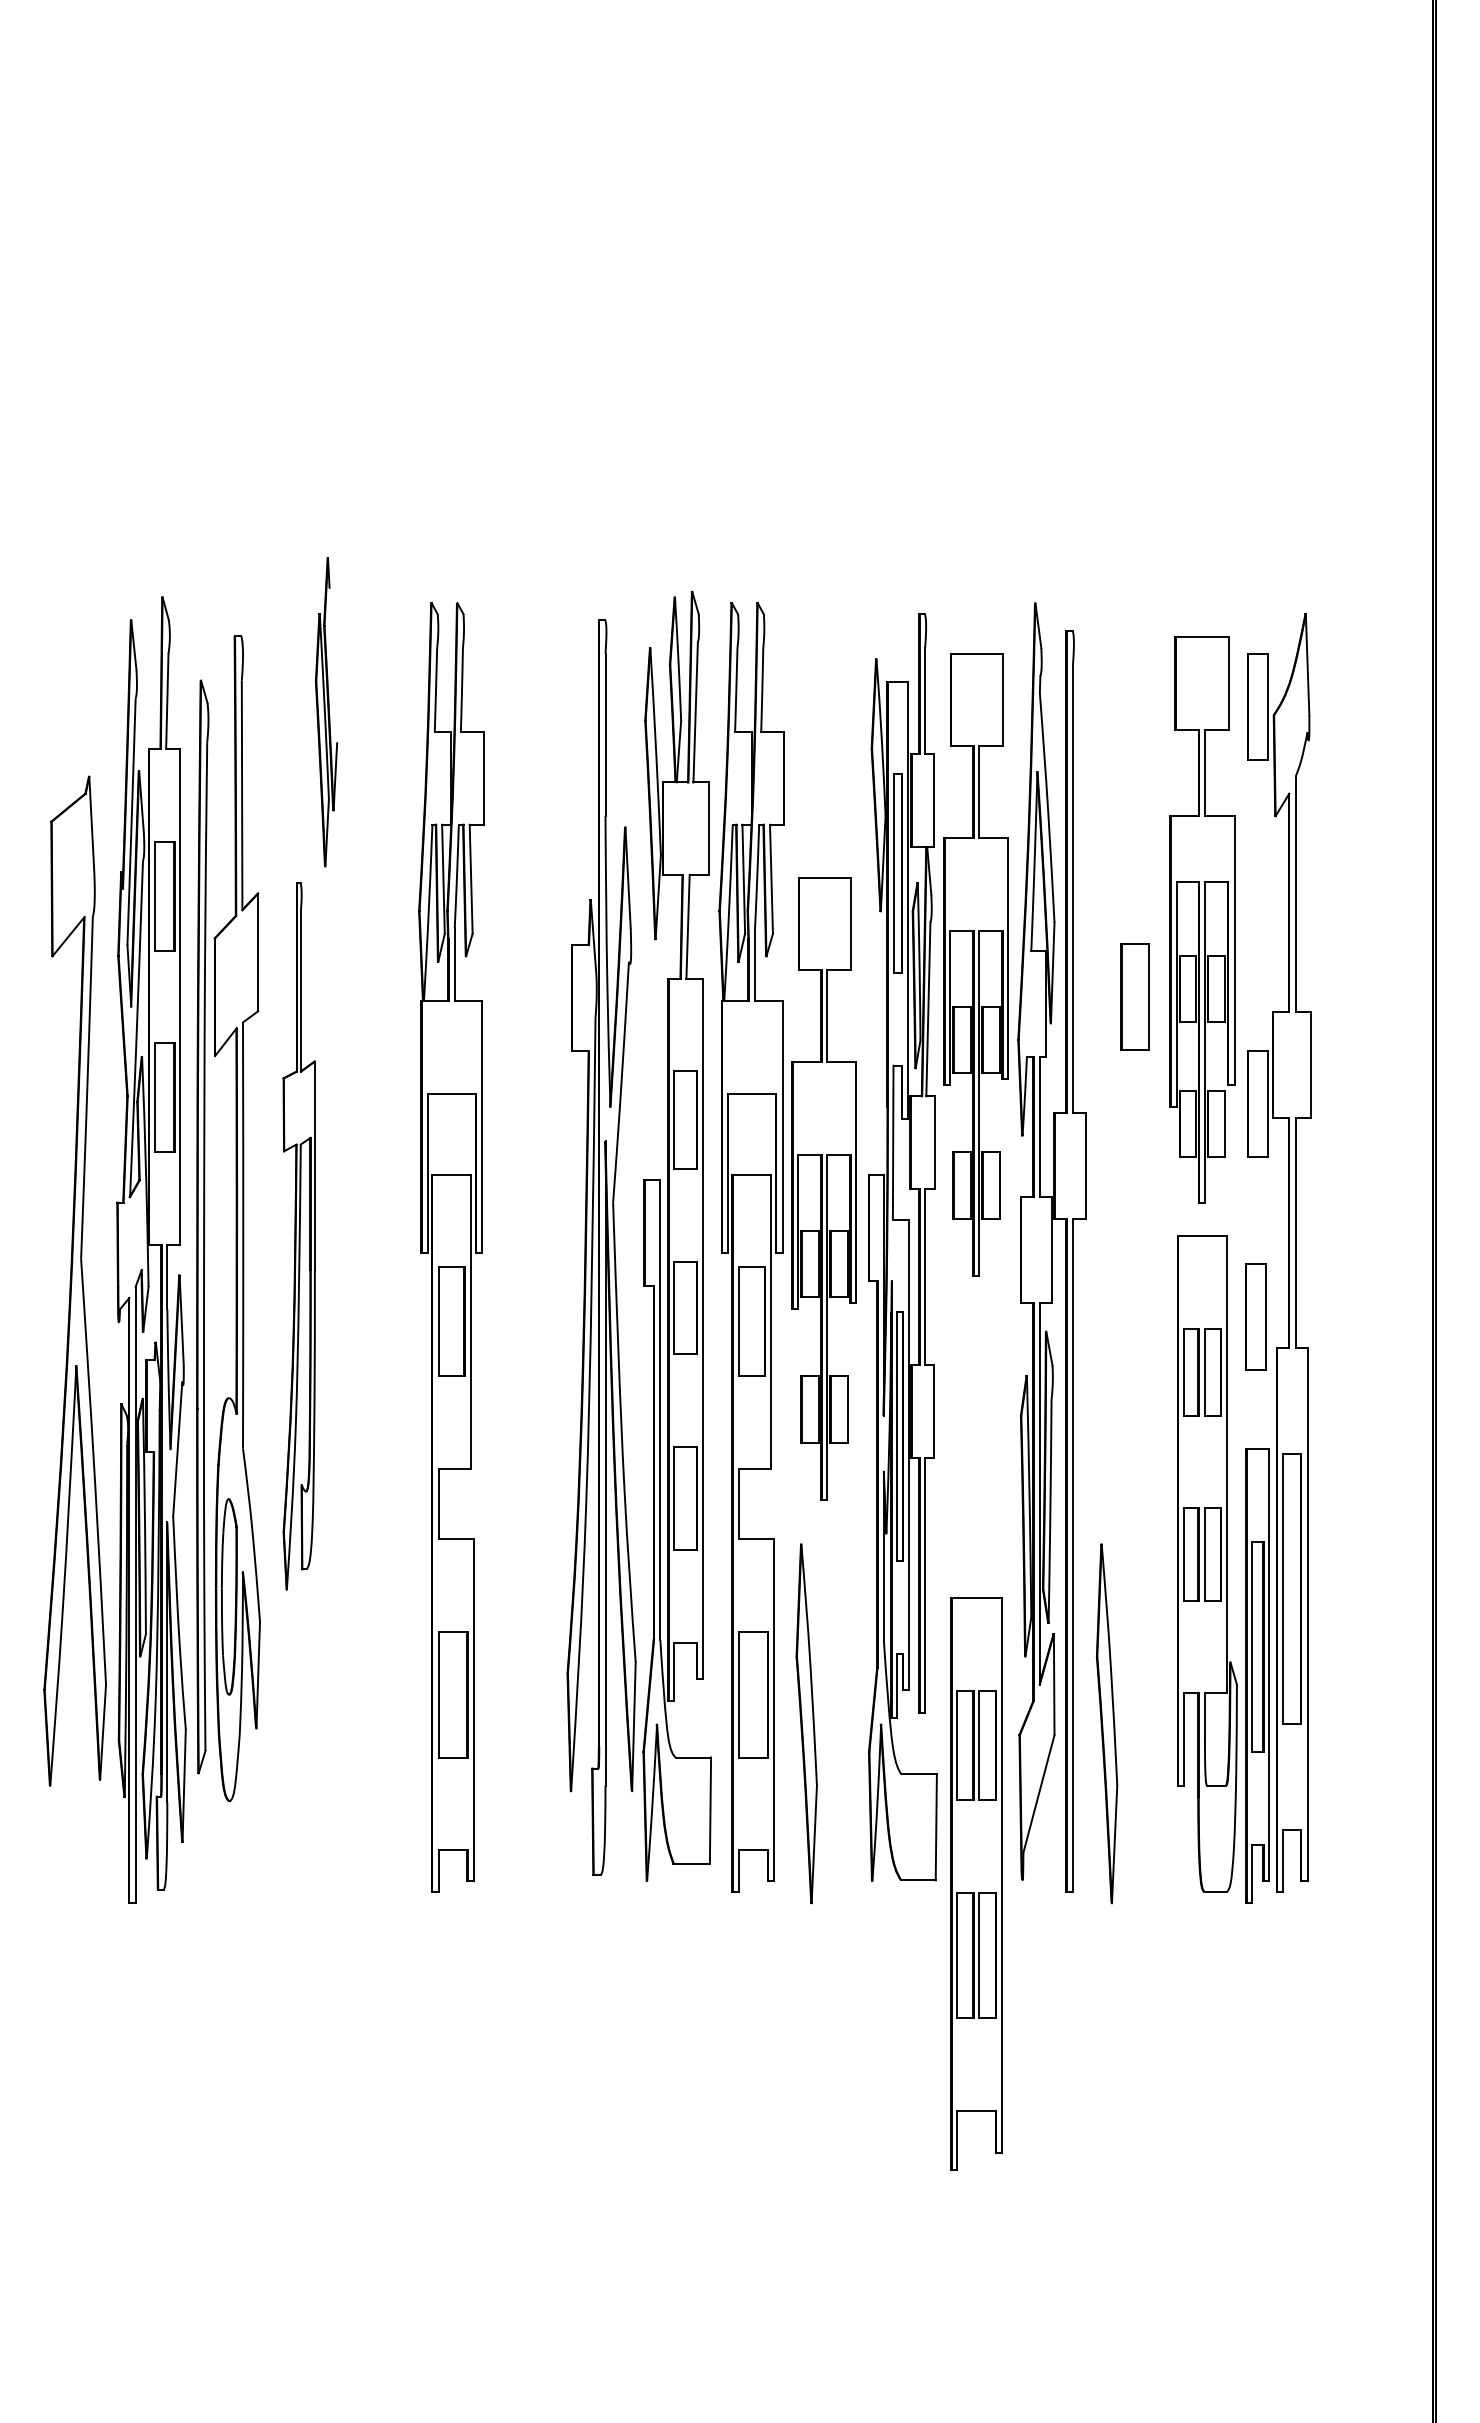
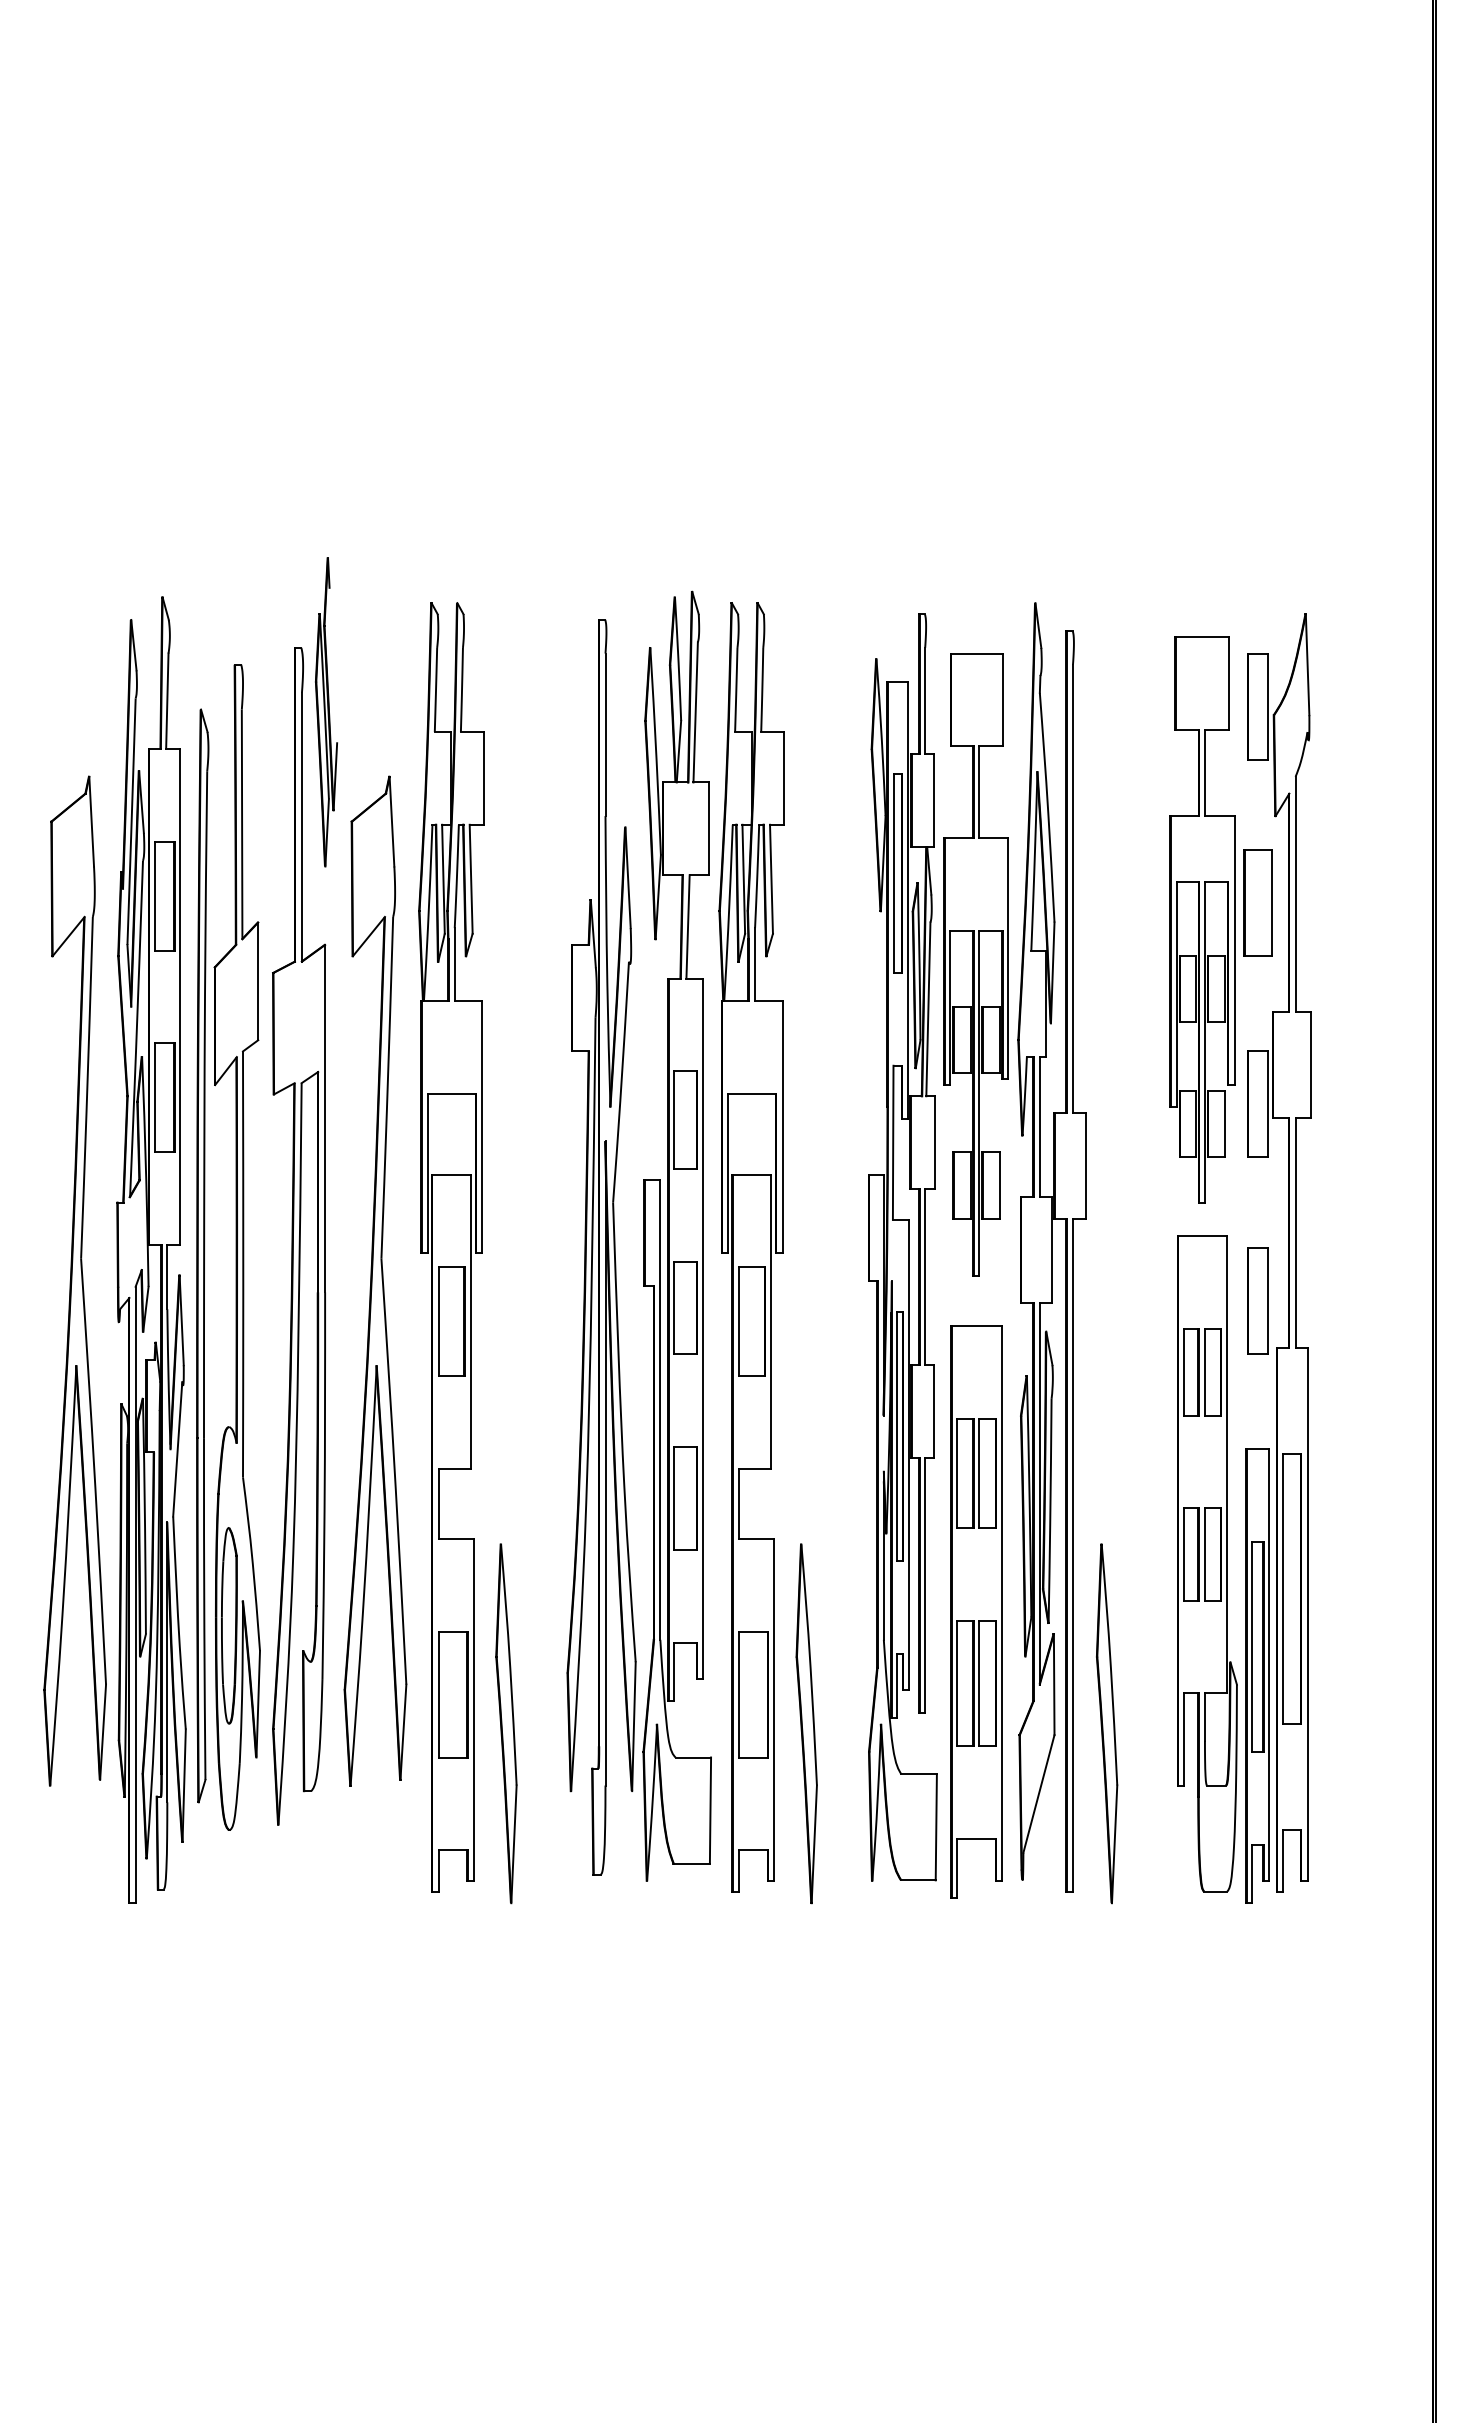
part position: (1134, 996) -> (1257, 902) (1257, 902)
part: present -> none (823, 1188)
part position: (235, 1218) -> (235, 1247) (235, 1247)
part size: 34x709 px -> 55x1179 px (299, 1236)
part: none -> present (375, 1280)
part position: (1255, 1316) -> (1257, 1300) (1257, 1300)
part: none -> present (506, 1723)
part position: (976, 1883) -> (976, 1611) (976, 1611)
